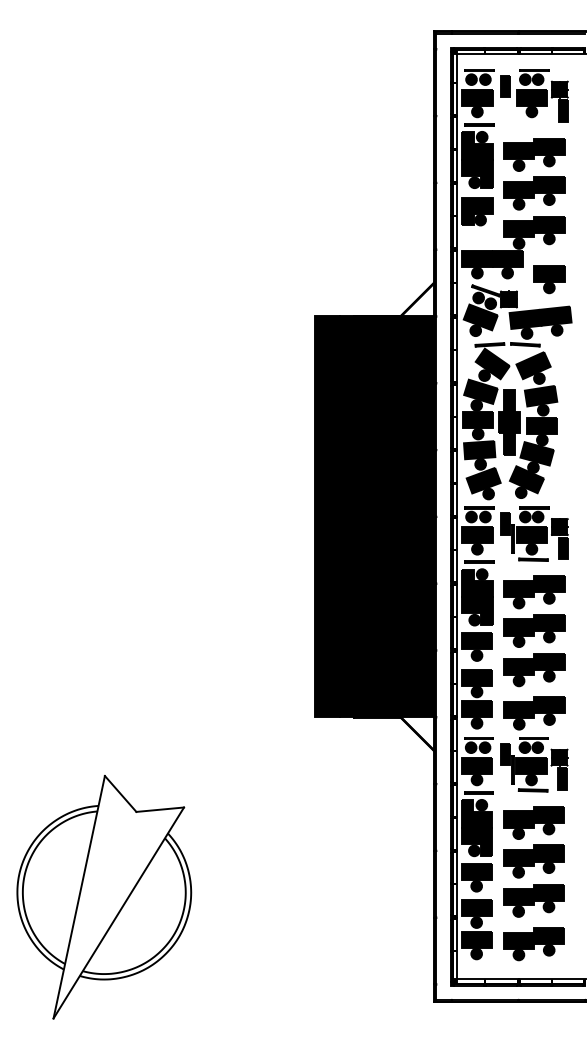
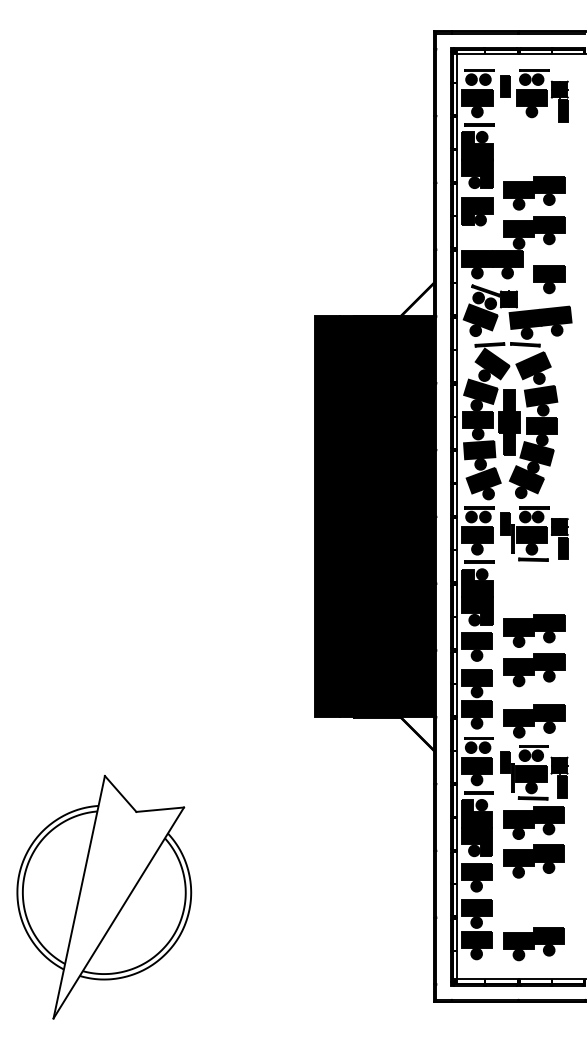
part: present -> none (534, 154)
part: present -> none (534, 592)
part position: (534, 744) -> (534, 752) (534, 752)
part: present -> none (533, 900)
